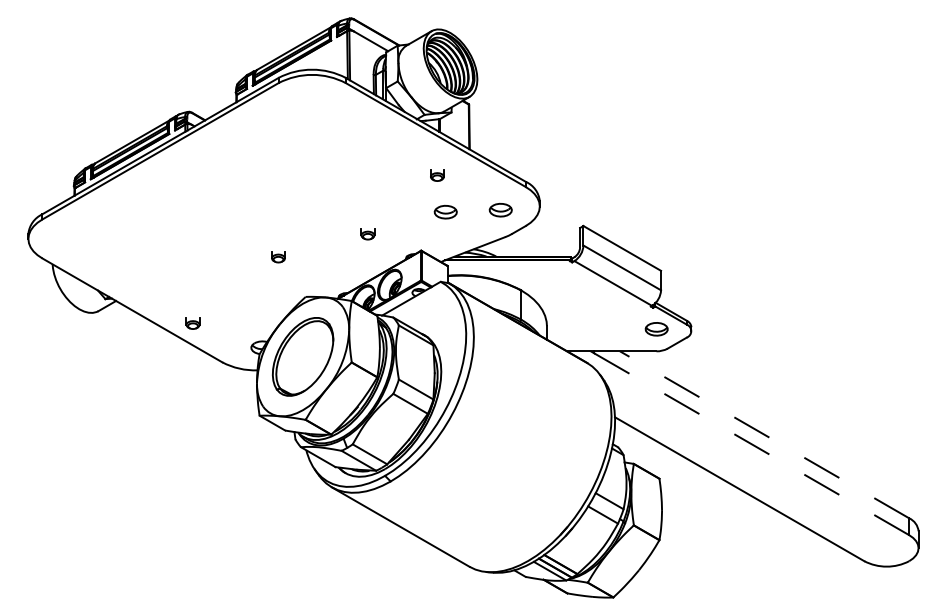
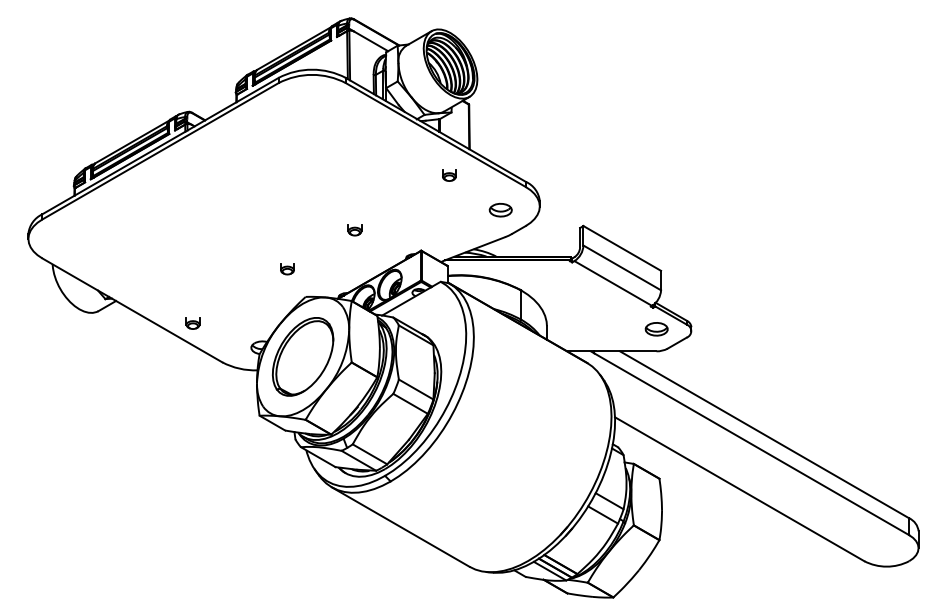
part position: (437, 175) -> (449, 175) (449, 175)
part: present -> none (445, 211)
part position: (367, 234) -> (354, 230) (354, 230)
part position: (278, 257) -> (287, 269) (287, 269)
line: dashed -> solid (764, 434)
line: dashed -> solid (751, 444)
